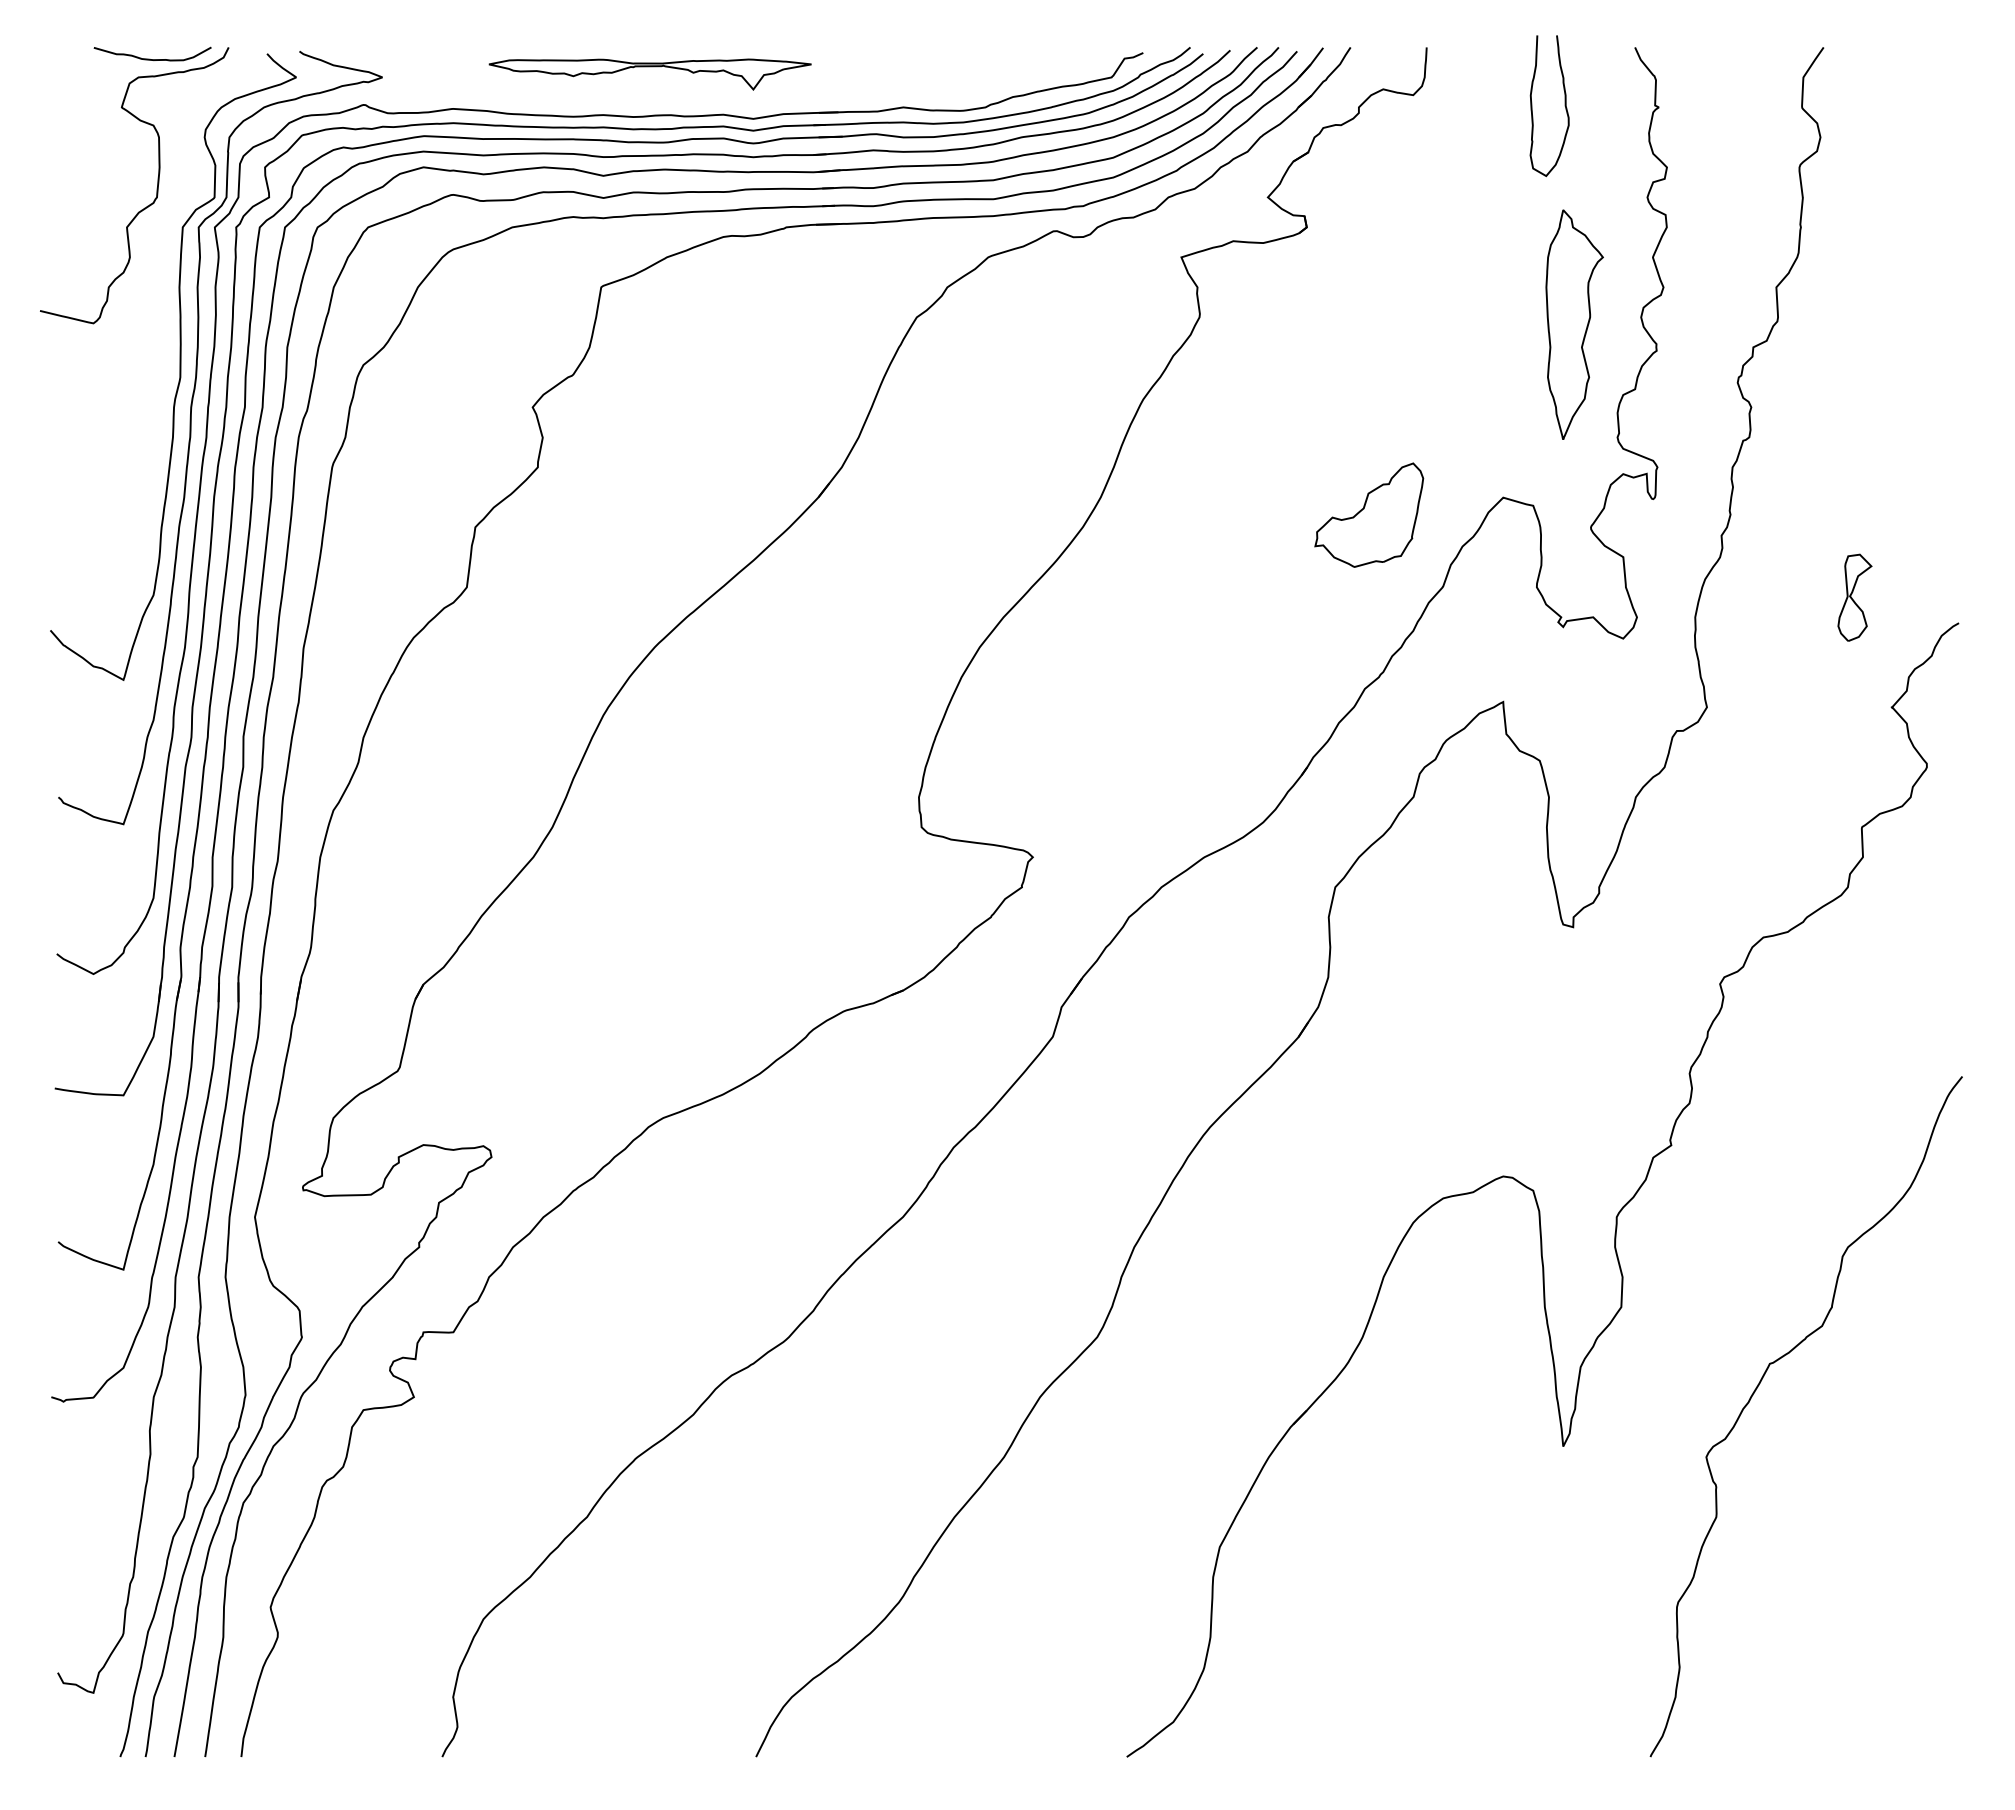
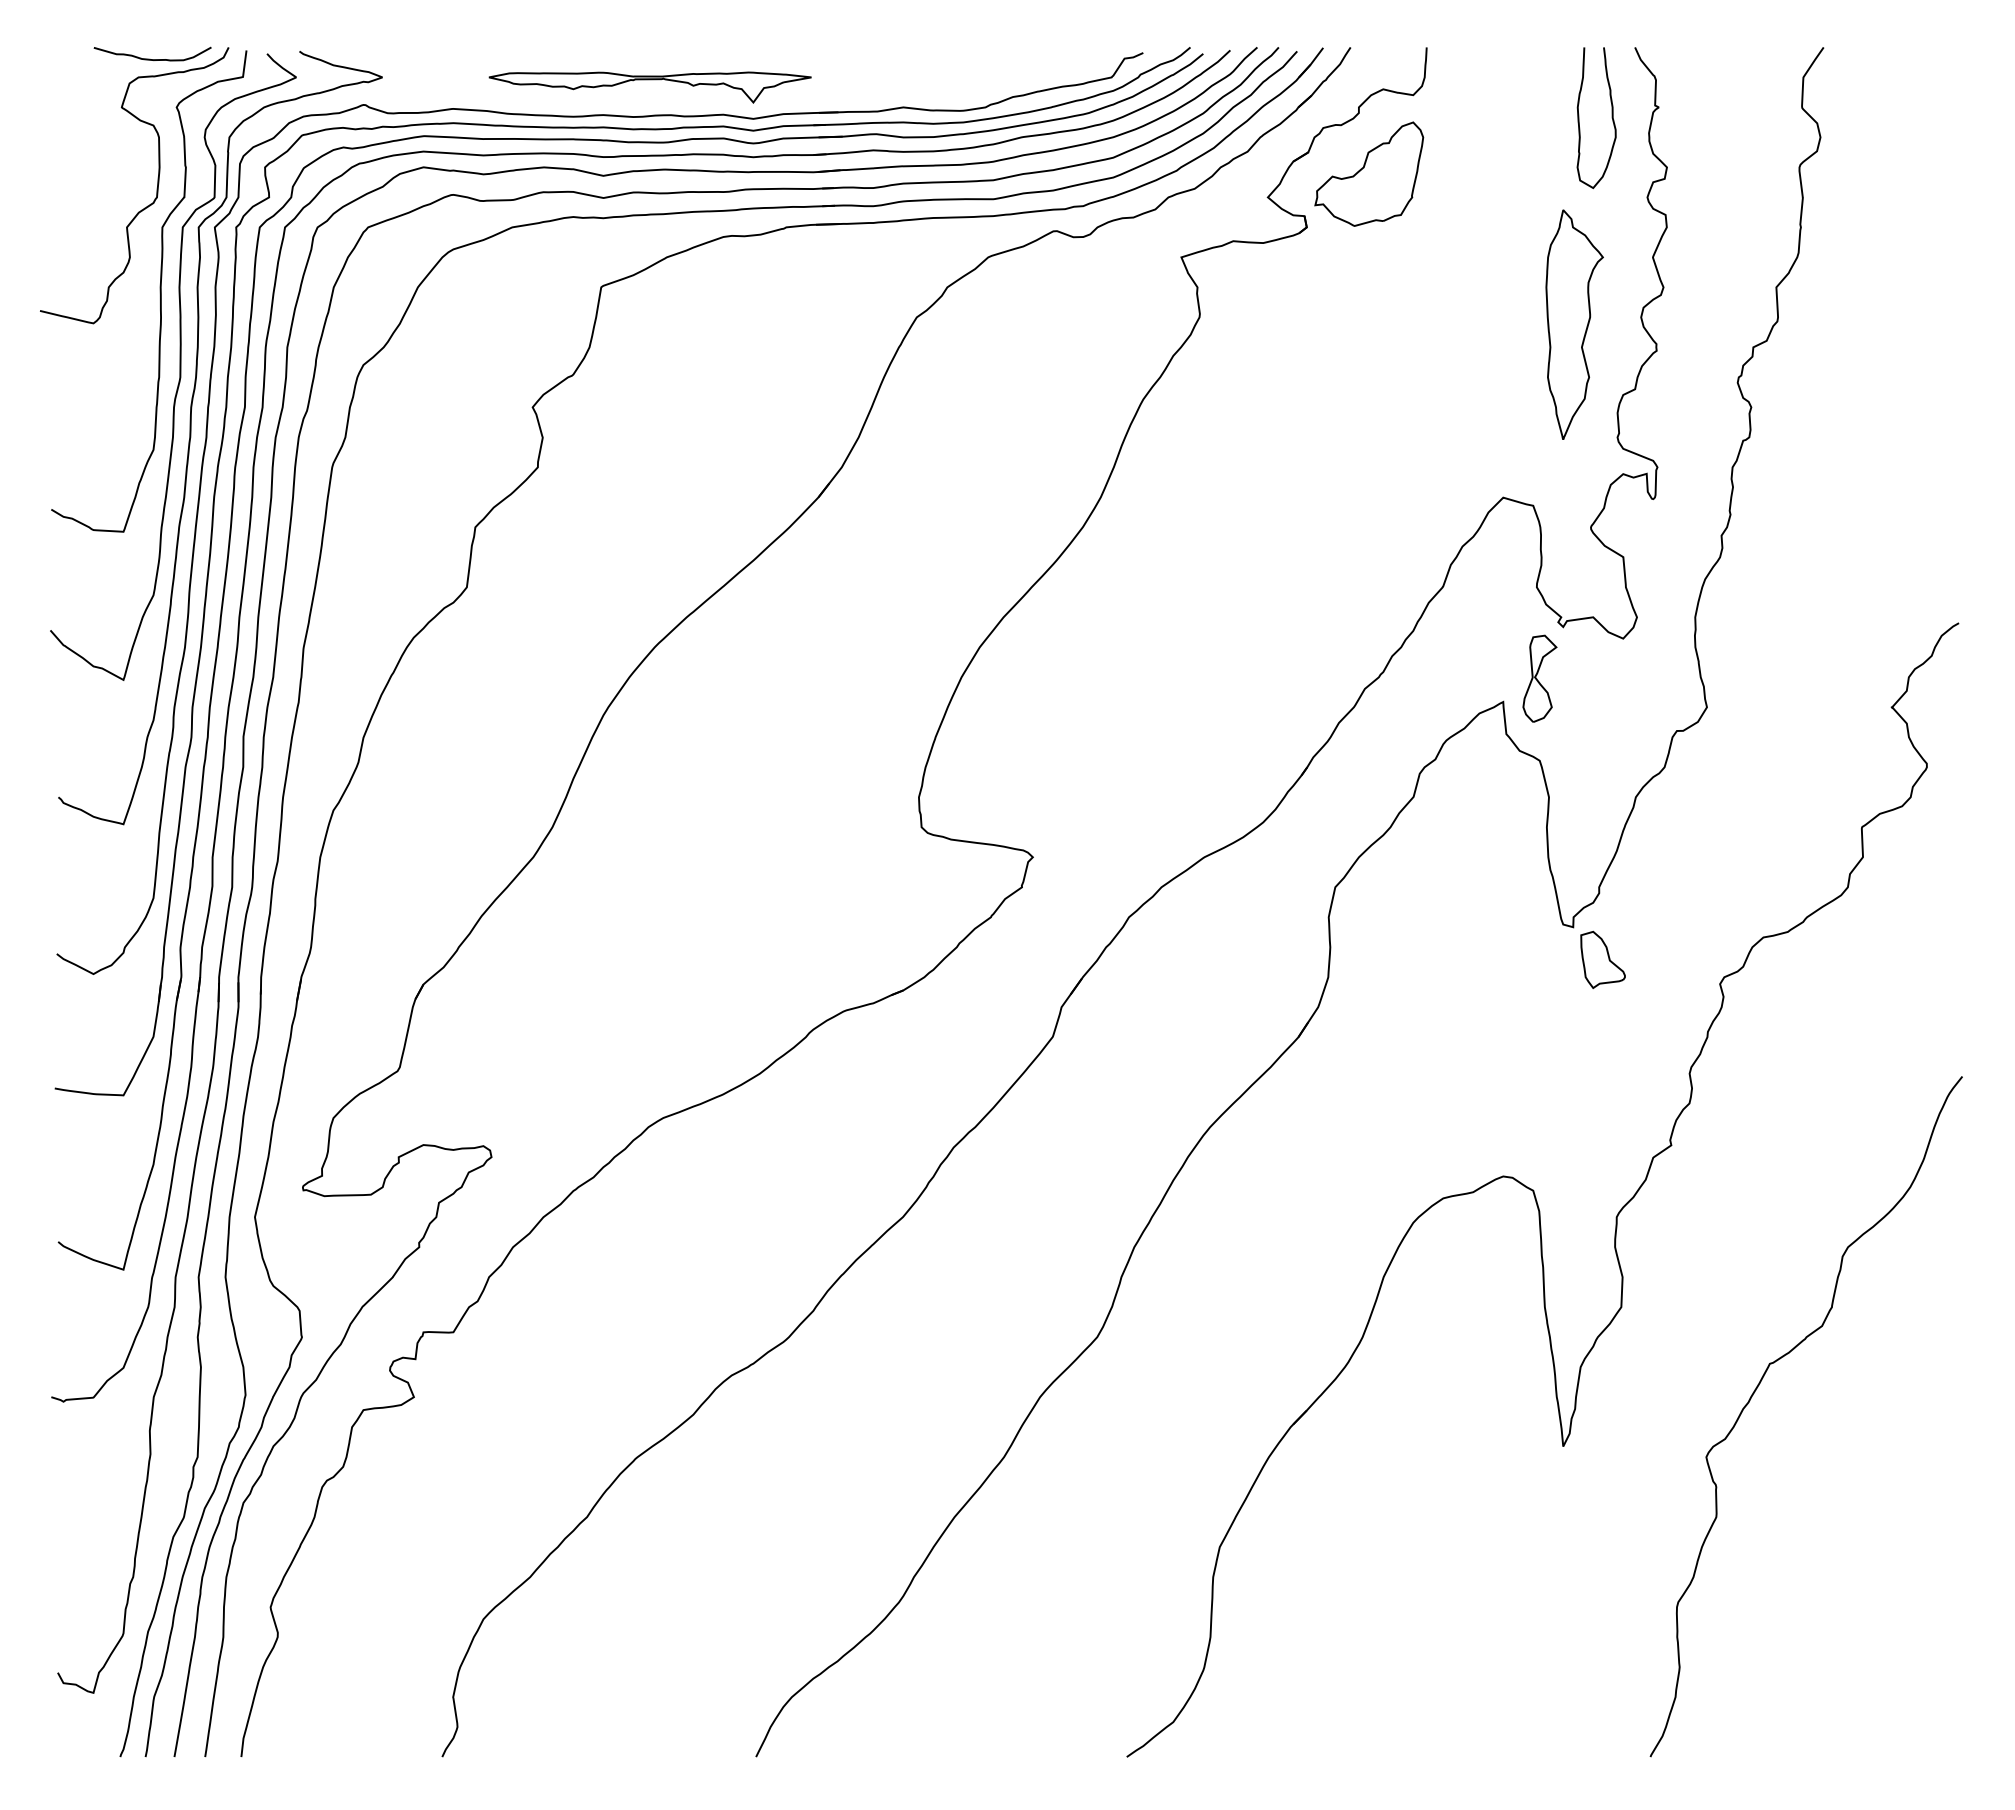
part position: (649, 67) -> (649, 80) (649, 80)
curve position: (1564, 106) -> (1611, 118) (1611, 118)
curve: none -> present (159, 291)
part position: (1369, 514) -> (1369, 173) (1369, 173)
part position: (1854, 597) -> (1539, 678) (1539, 678)
part: none -> present (1602, 959)
